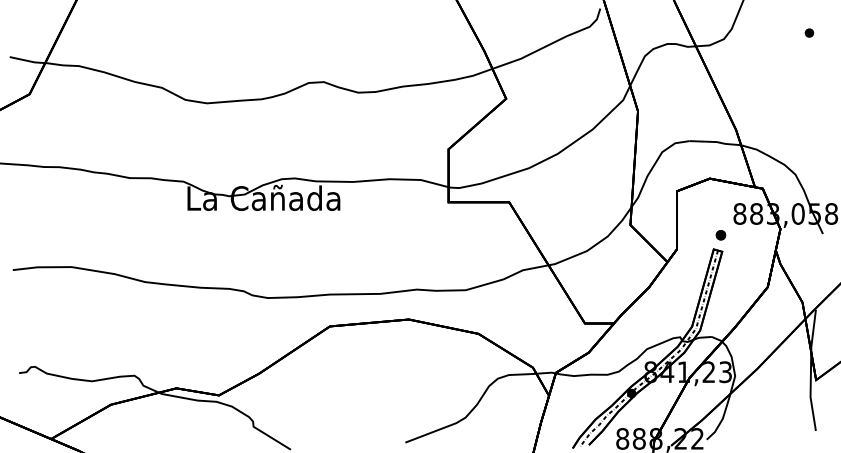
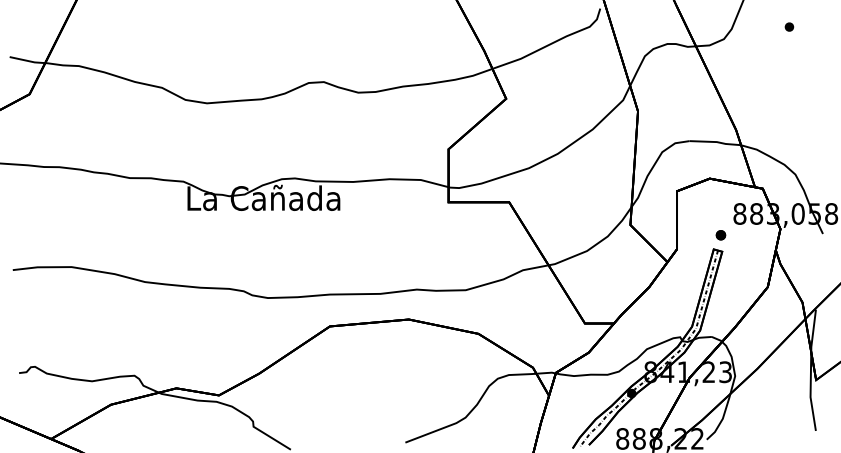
part position: (809, 32) -> (789, 26) (789, 26)
